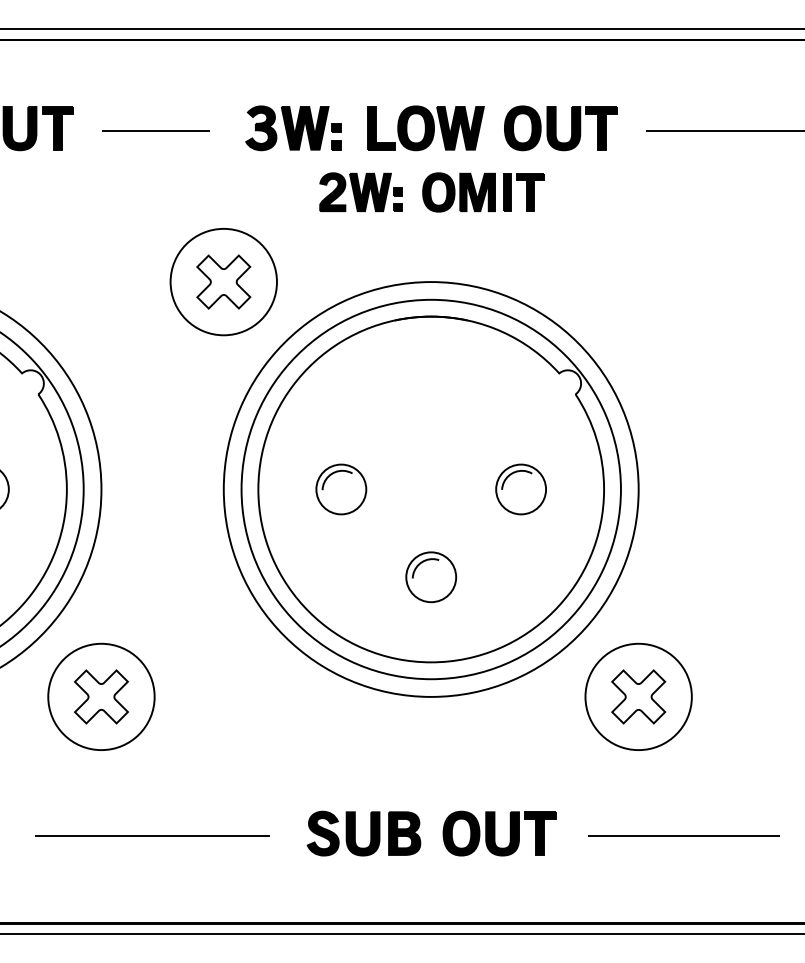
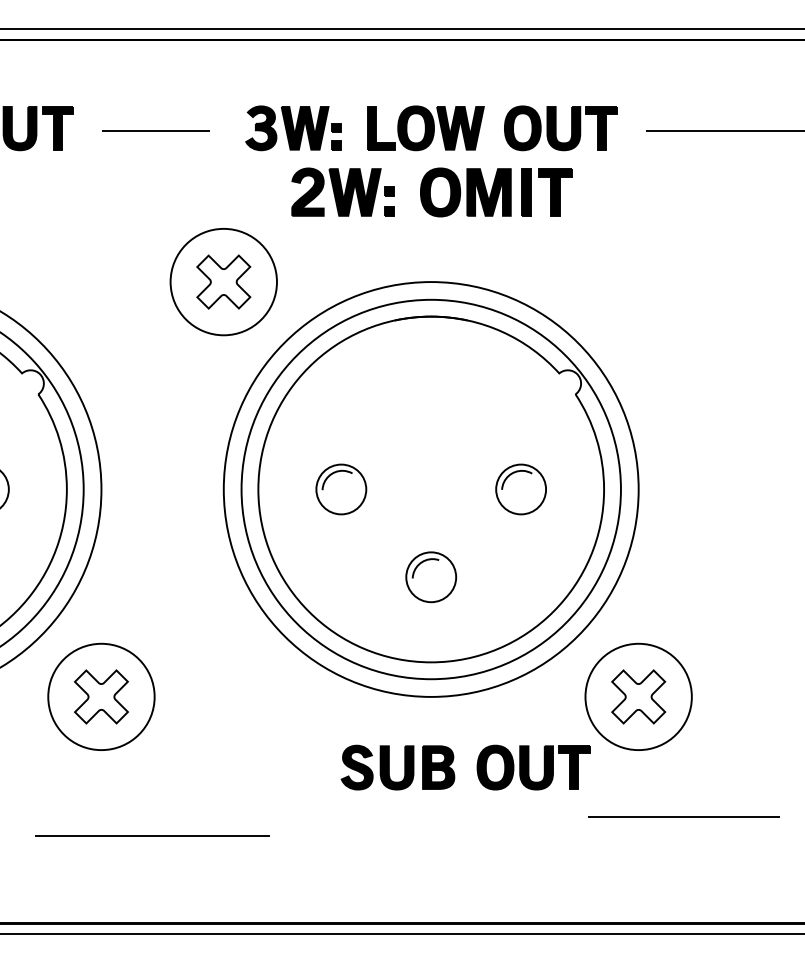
part size: 226x41 px -> 282x51 px (431, 192)
part position: (442, 833) -> (476, 767) (476, 767)
line position: (683, 835) -> (683, 816) (683, 816)
